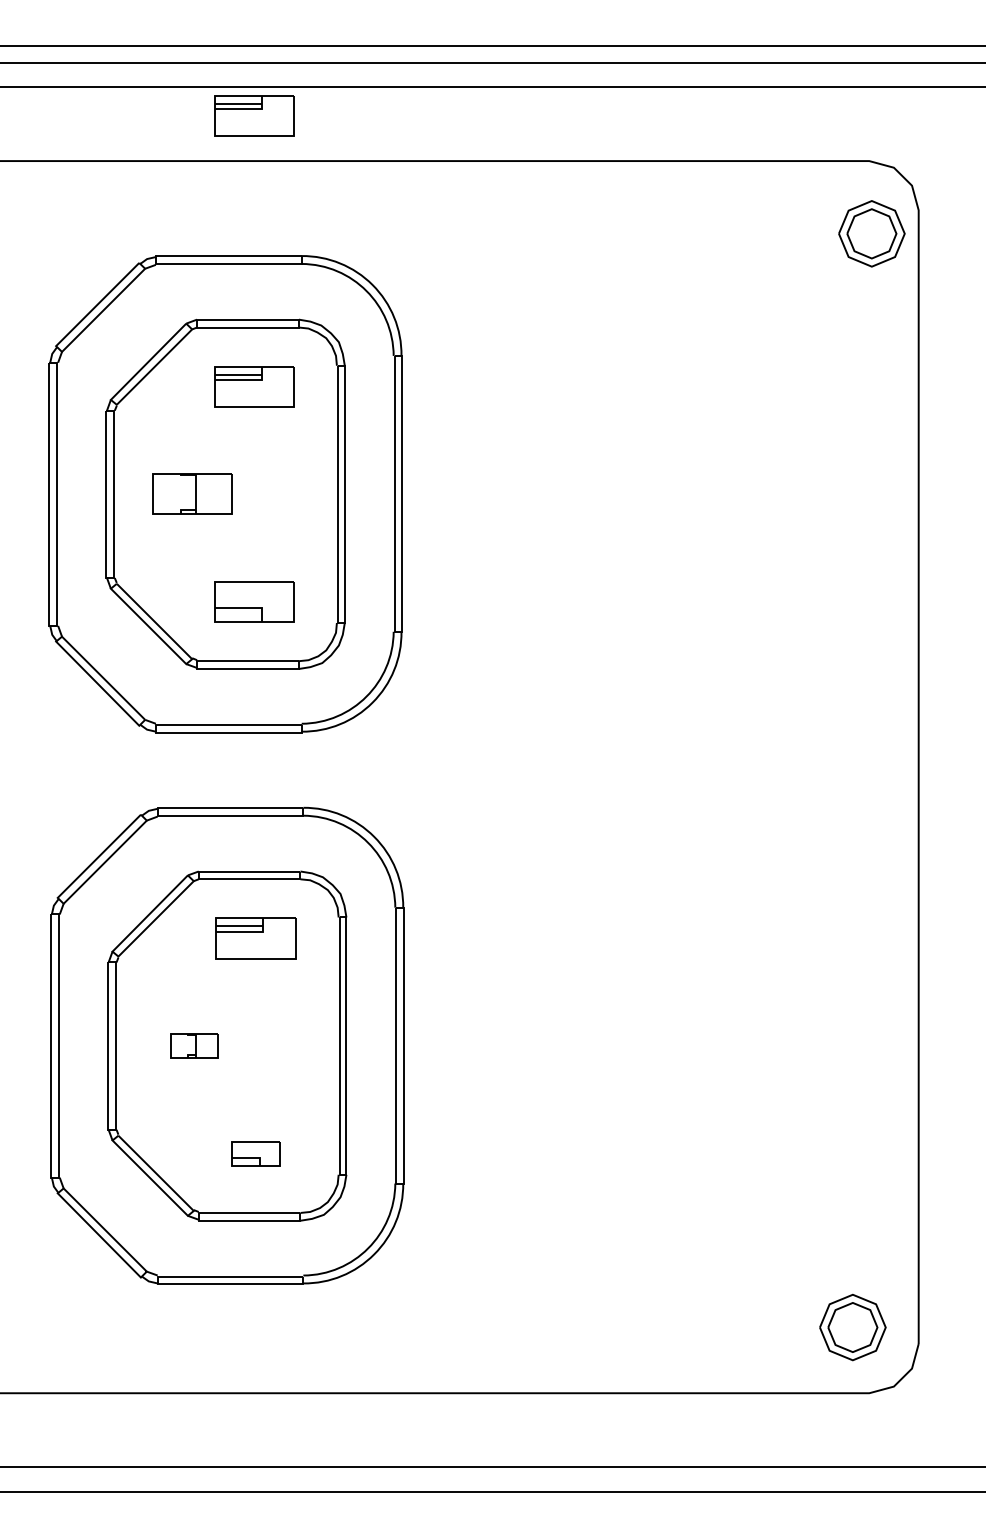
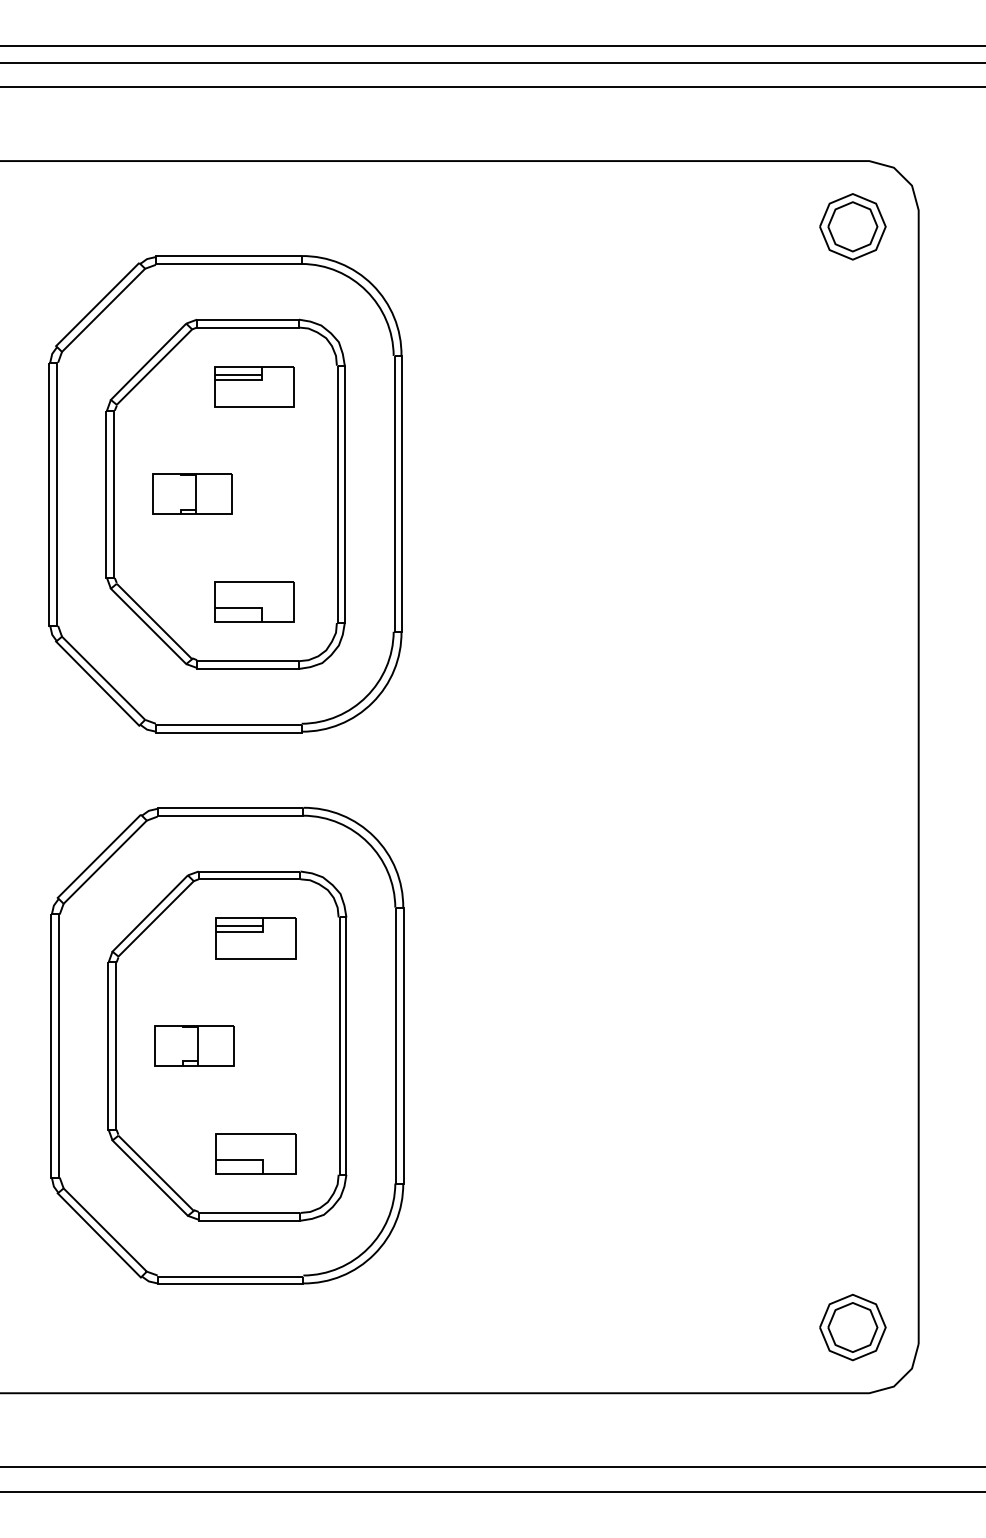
part: present -> none (254, 115)
part position: (871, 233) -> (852, 226) (852, 226)
part size: 49x26 px -> 81x42 px (194, 1045)
part size: 50x26 px -> 82x42 px (255, 1153)
